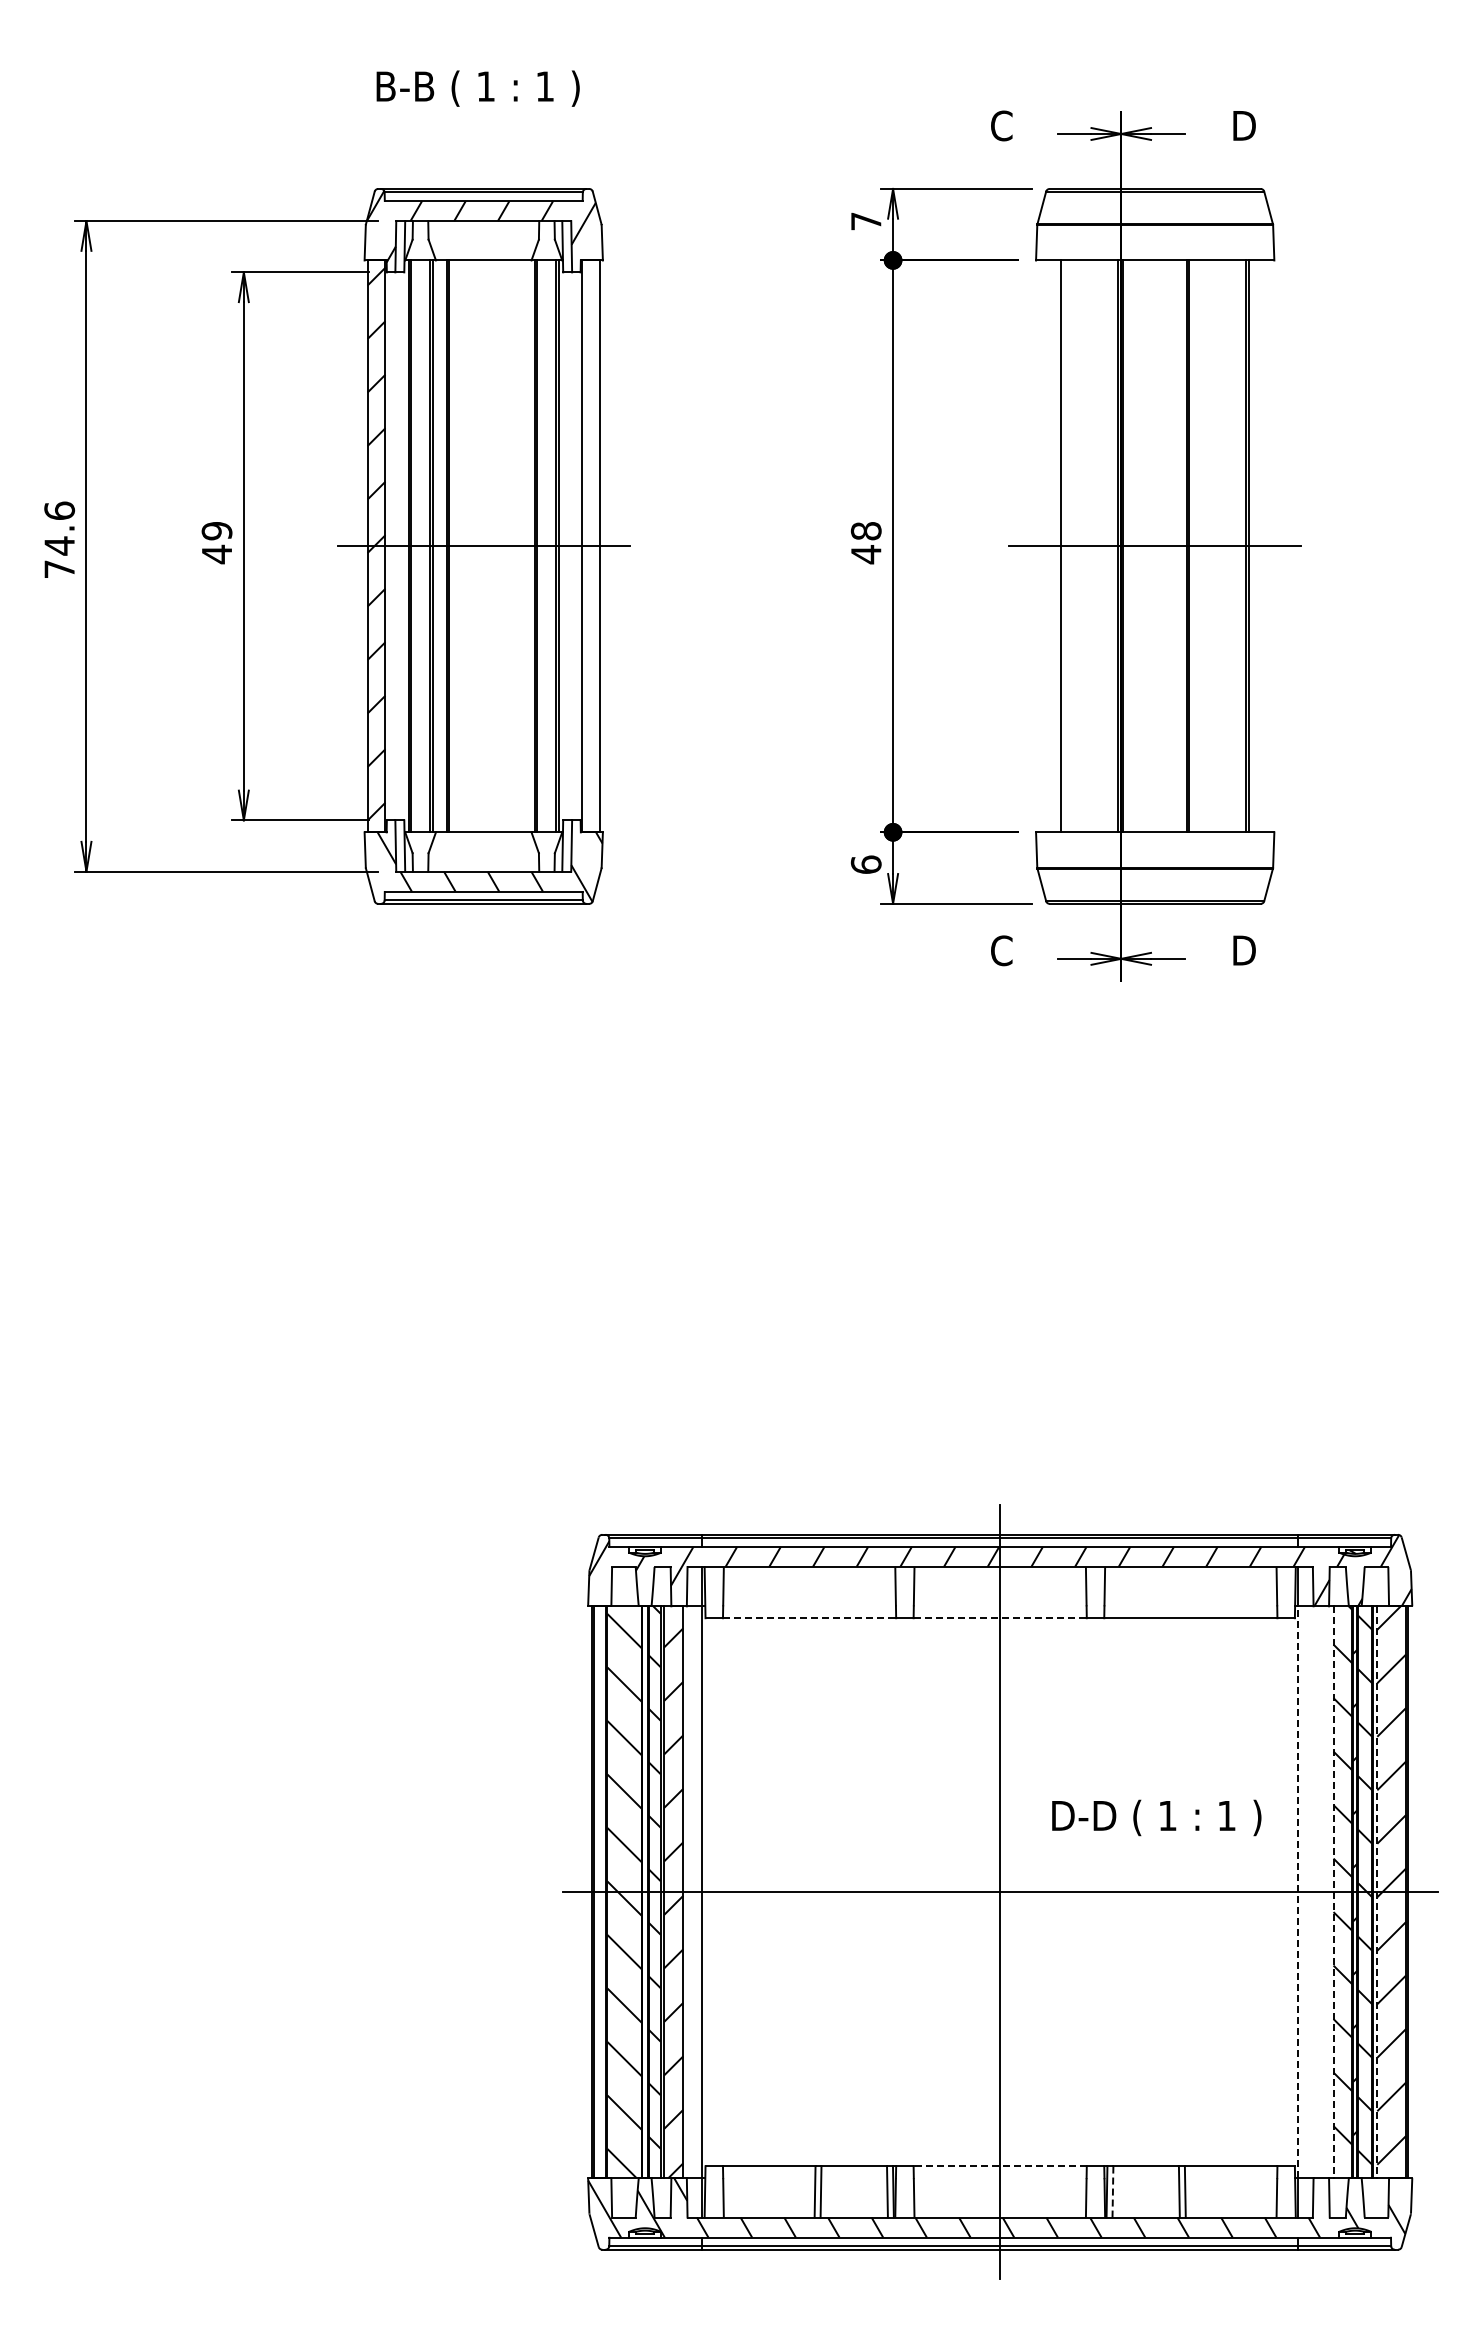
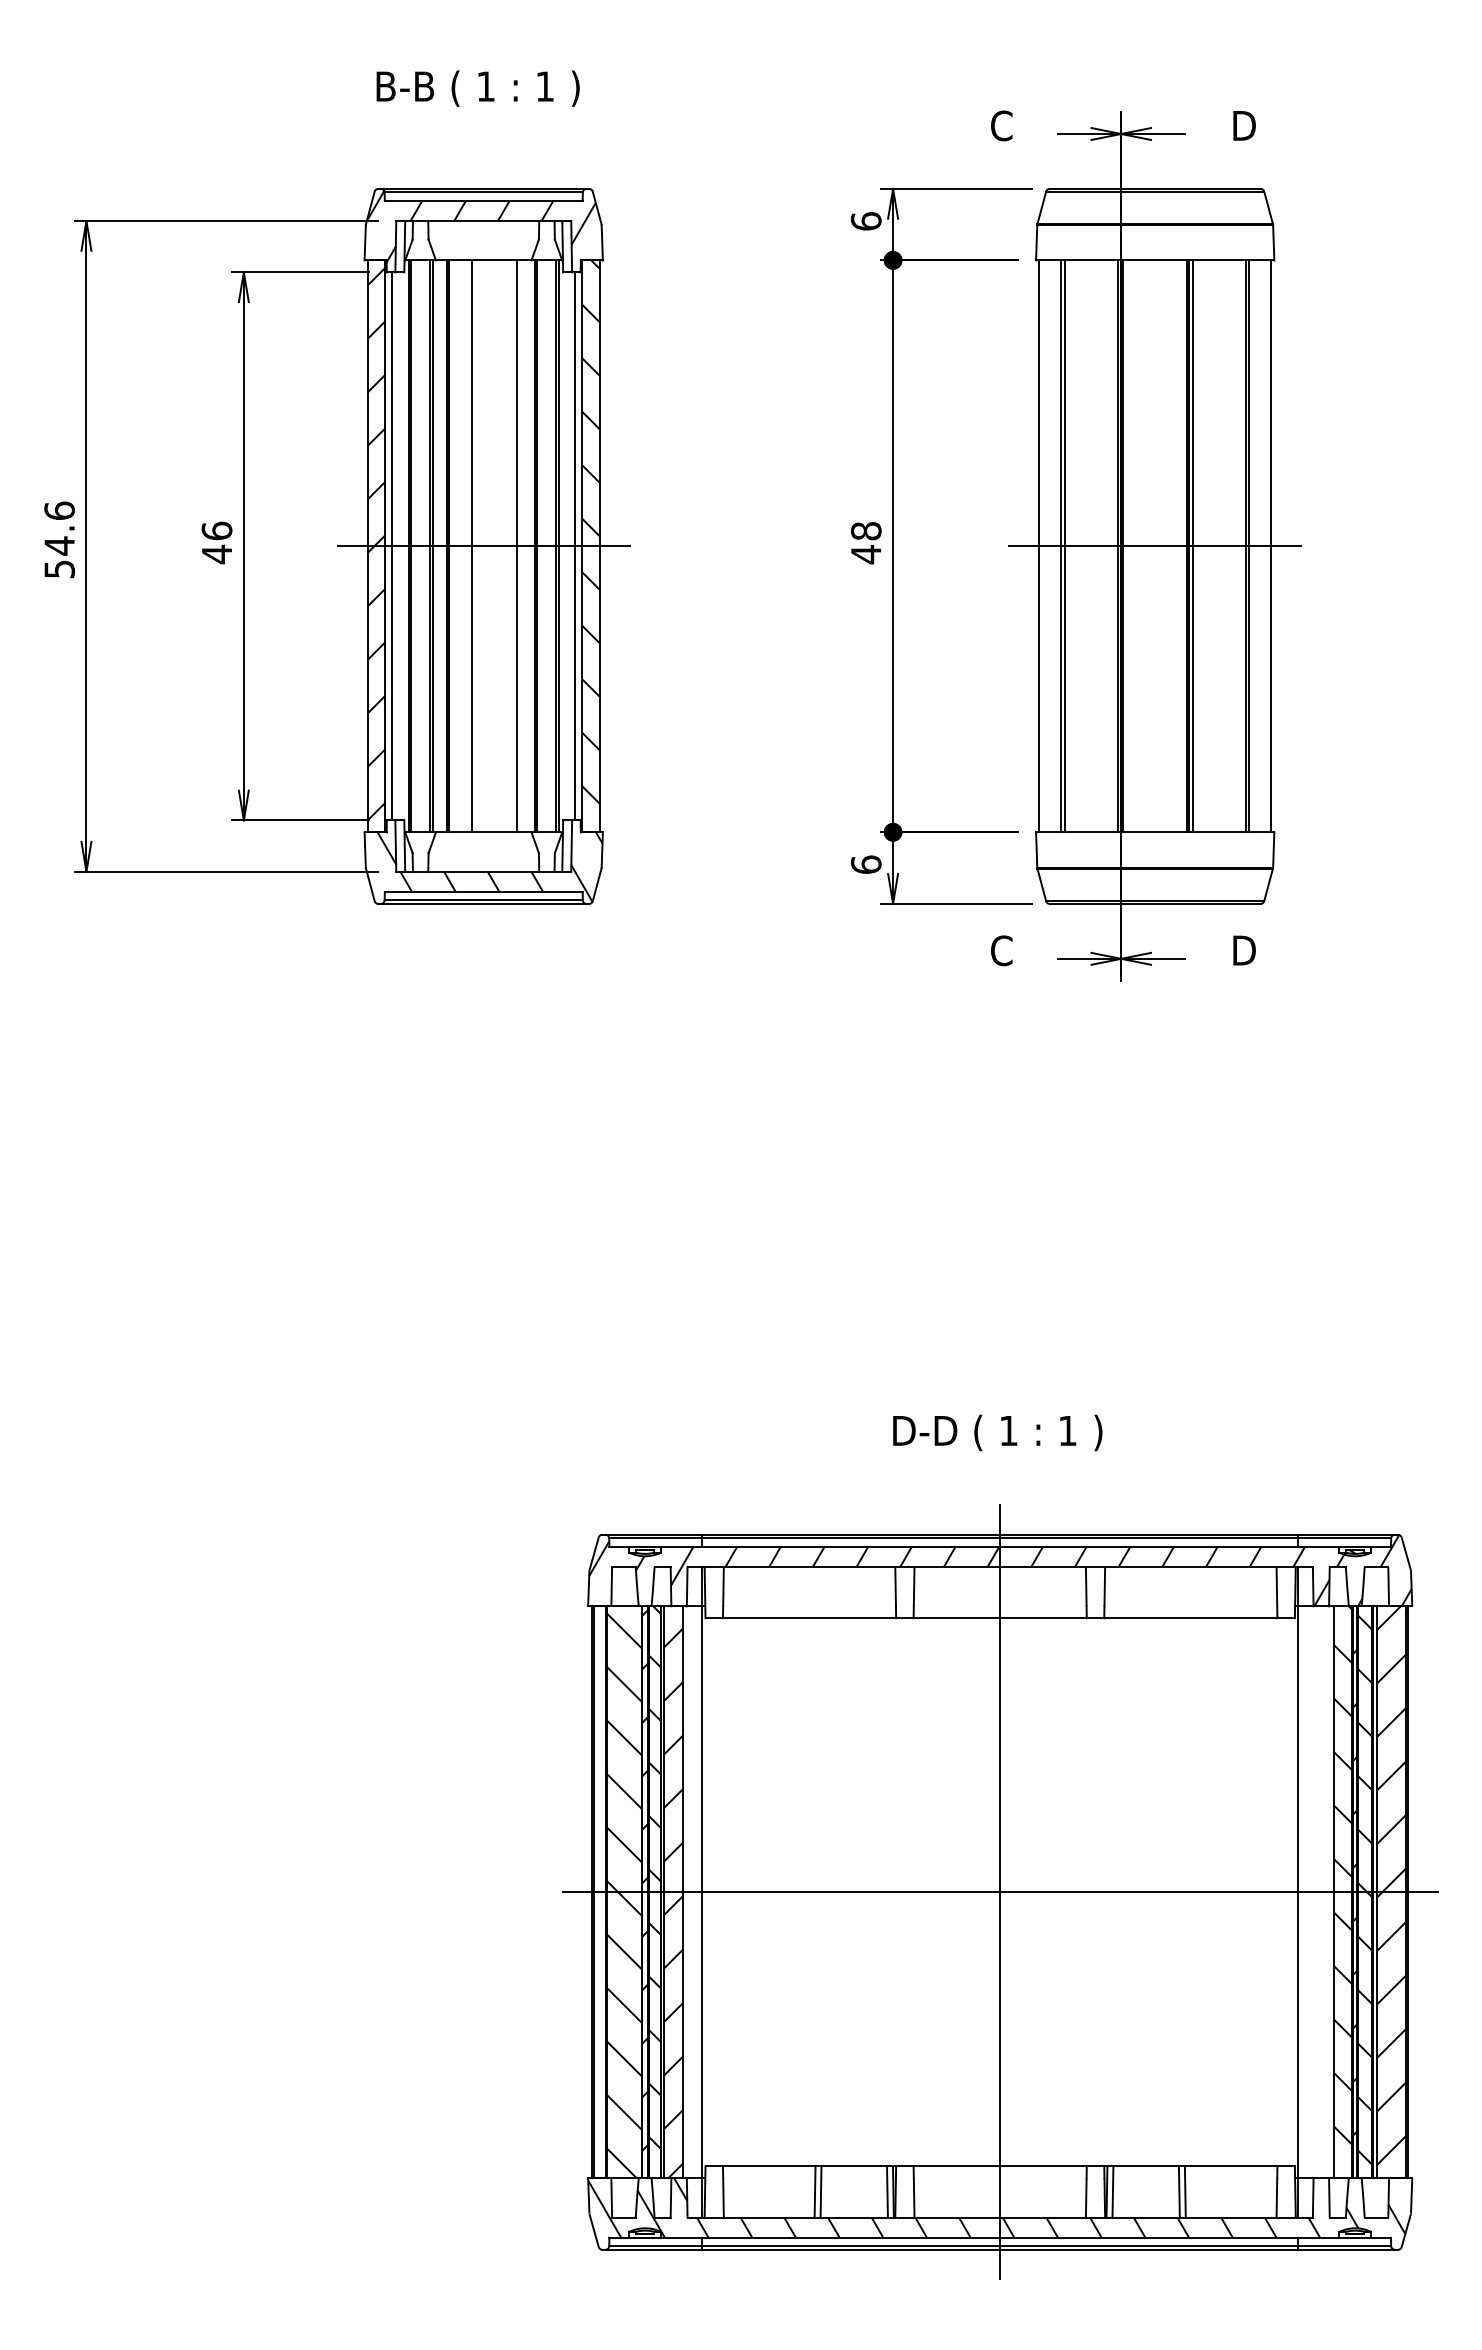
text: 7 -> 6 (865, 221)
text: 49 -> 46 (216, 530)
hatch: none -> present (590, 531)
line: none -> present (392, 546)
line: none -> present (472, 546)
line: none -> present (517, 546)
line: none -> present (575, 546)
line: none -> present (1039, 546)
line: none -> present (1064, 546)
line: none -> present (1192, 546)
line: none -> present (1271, 546)
text: 74.6 -> 54.6 (59, 569)
line: dashed -> solid (809, 1618)
line: dashed -> solid (1000, 1618)
text position: (1156, 1817) -> (997, 1432) (997, 1432)
hatch: none -> present (644, 1880)
line: dashed -> solid (1298, 1892)
line: dashed -> solid (1333, 1892)
line: dashed -> solid (1377, 1892)
line: dashed -> solid (1000, 2166)
line: dashed -> solid (1112, 2191)
